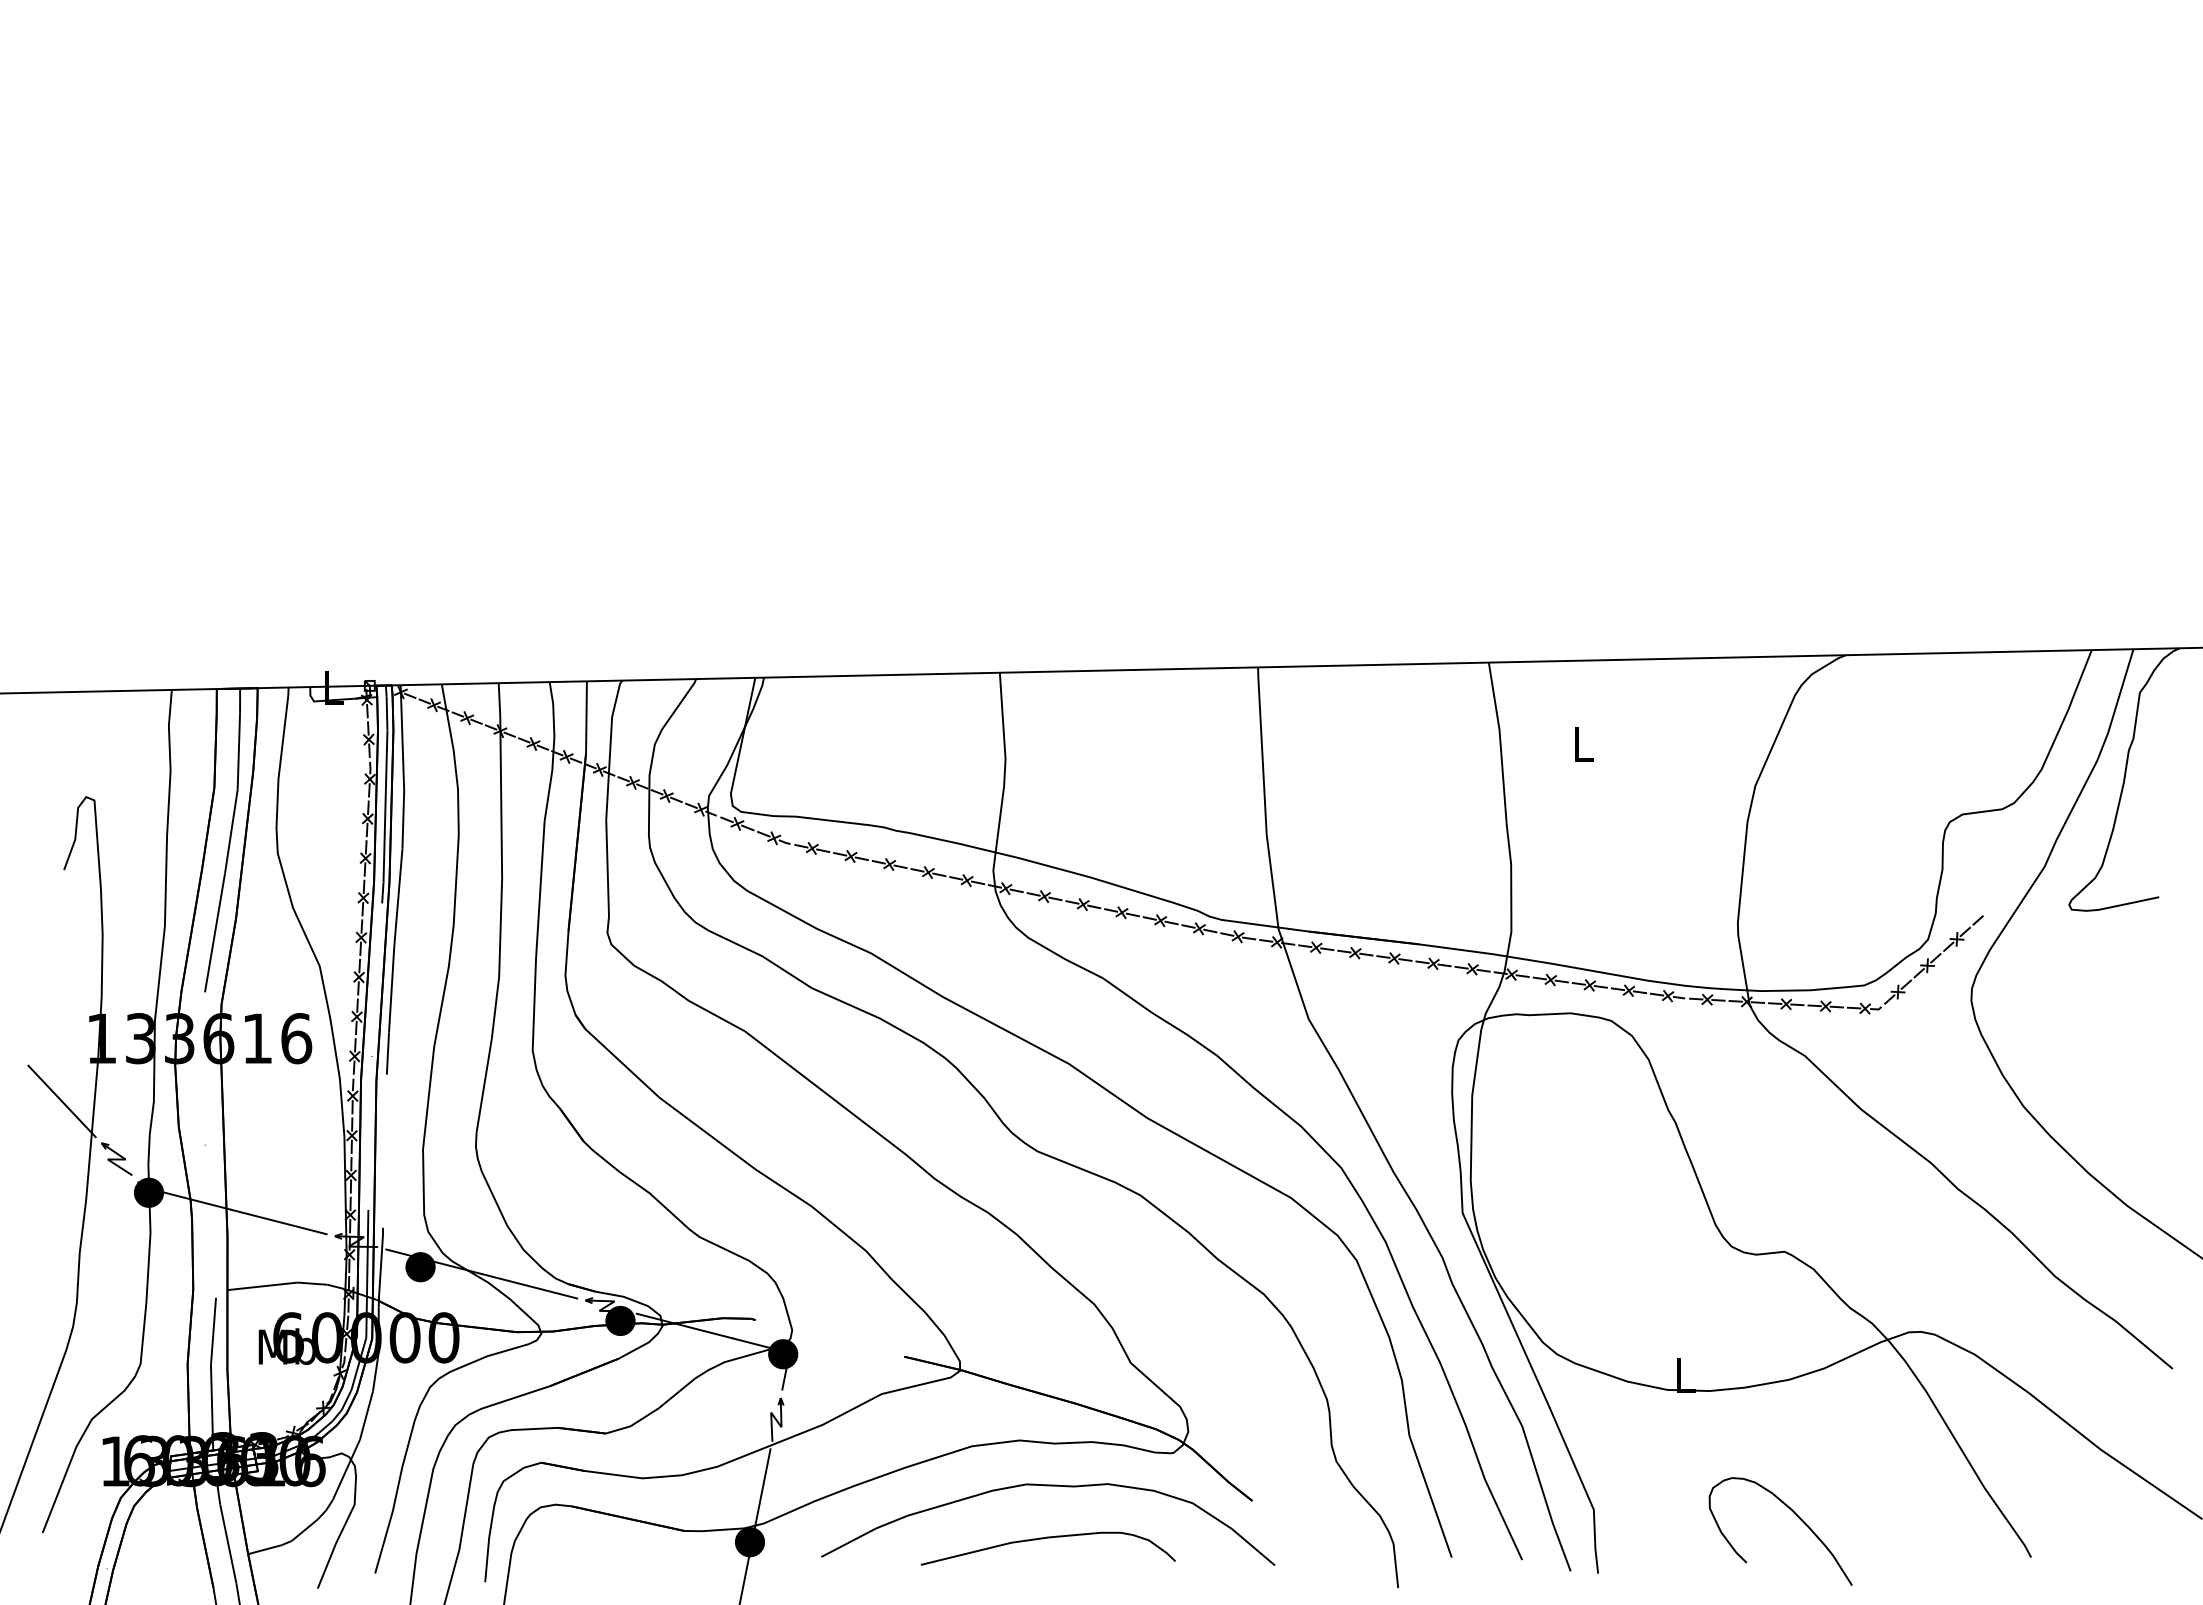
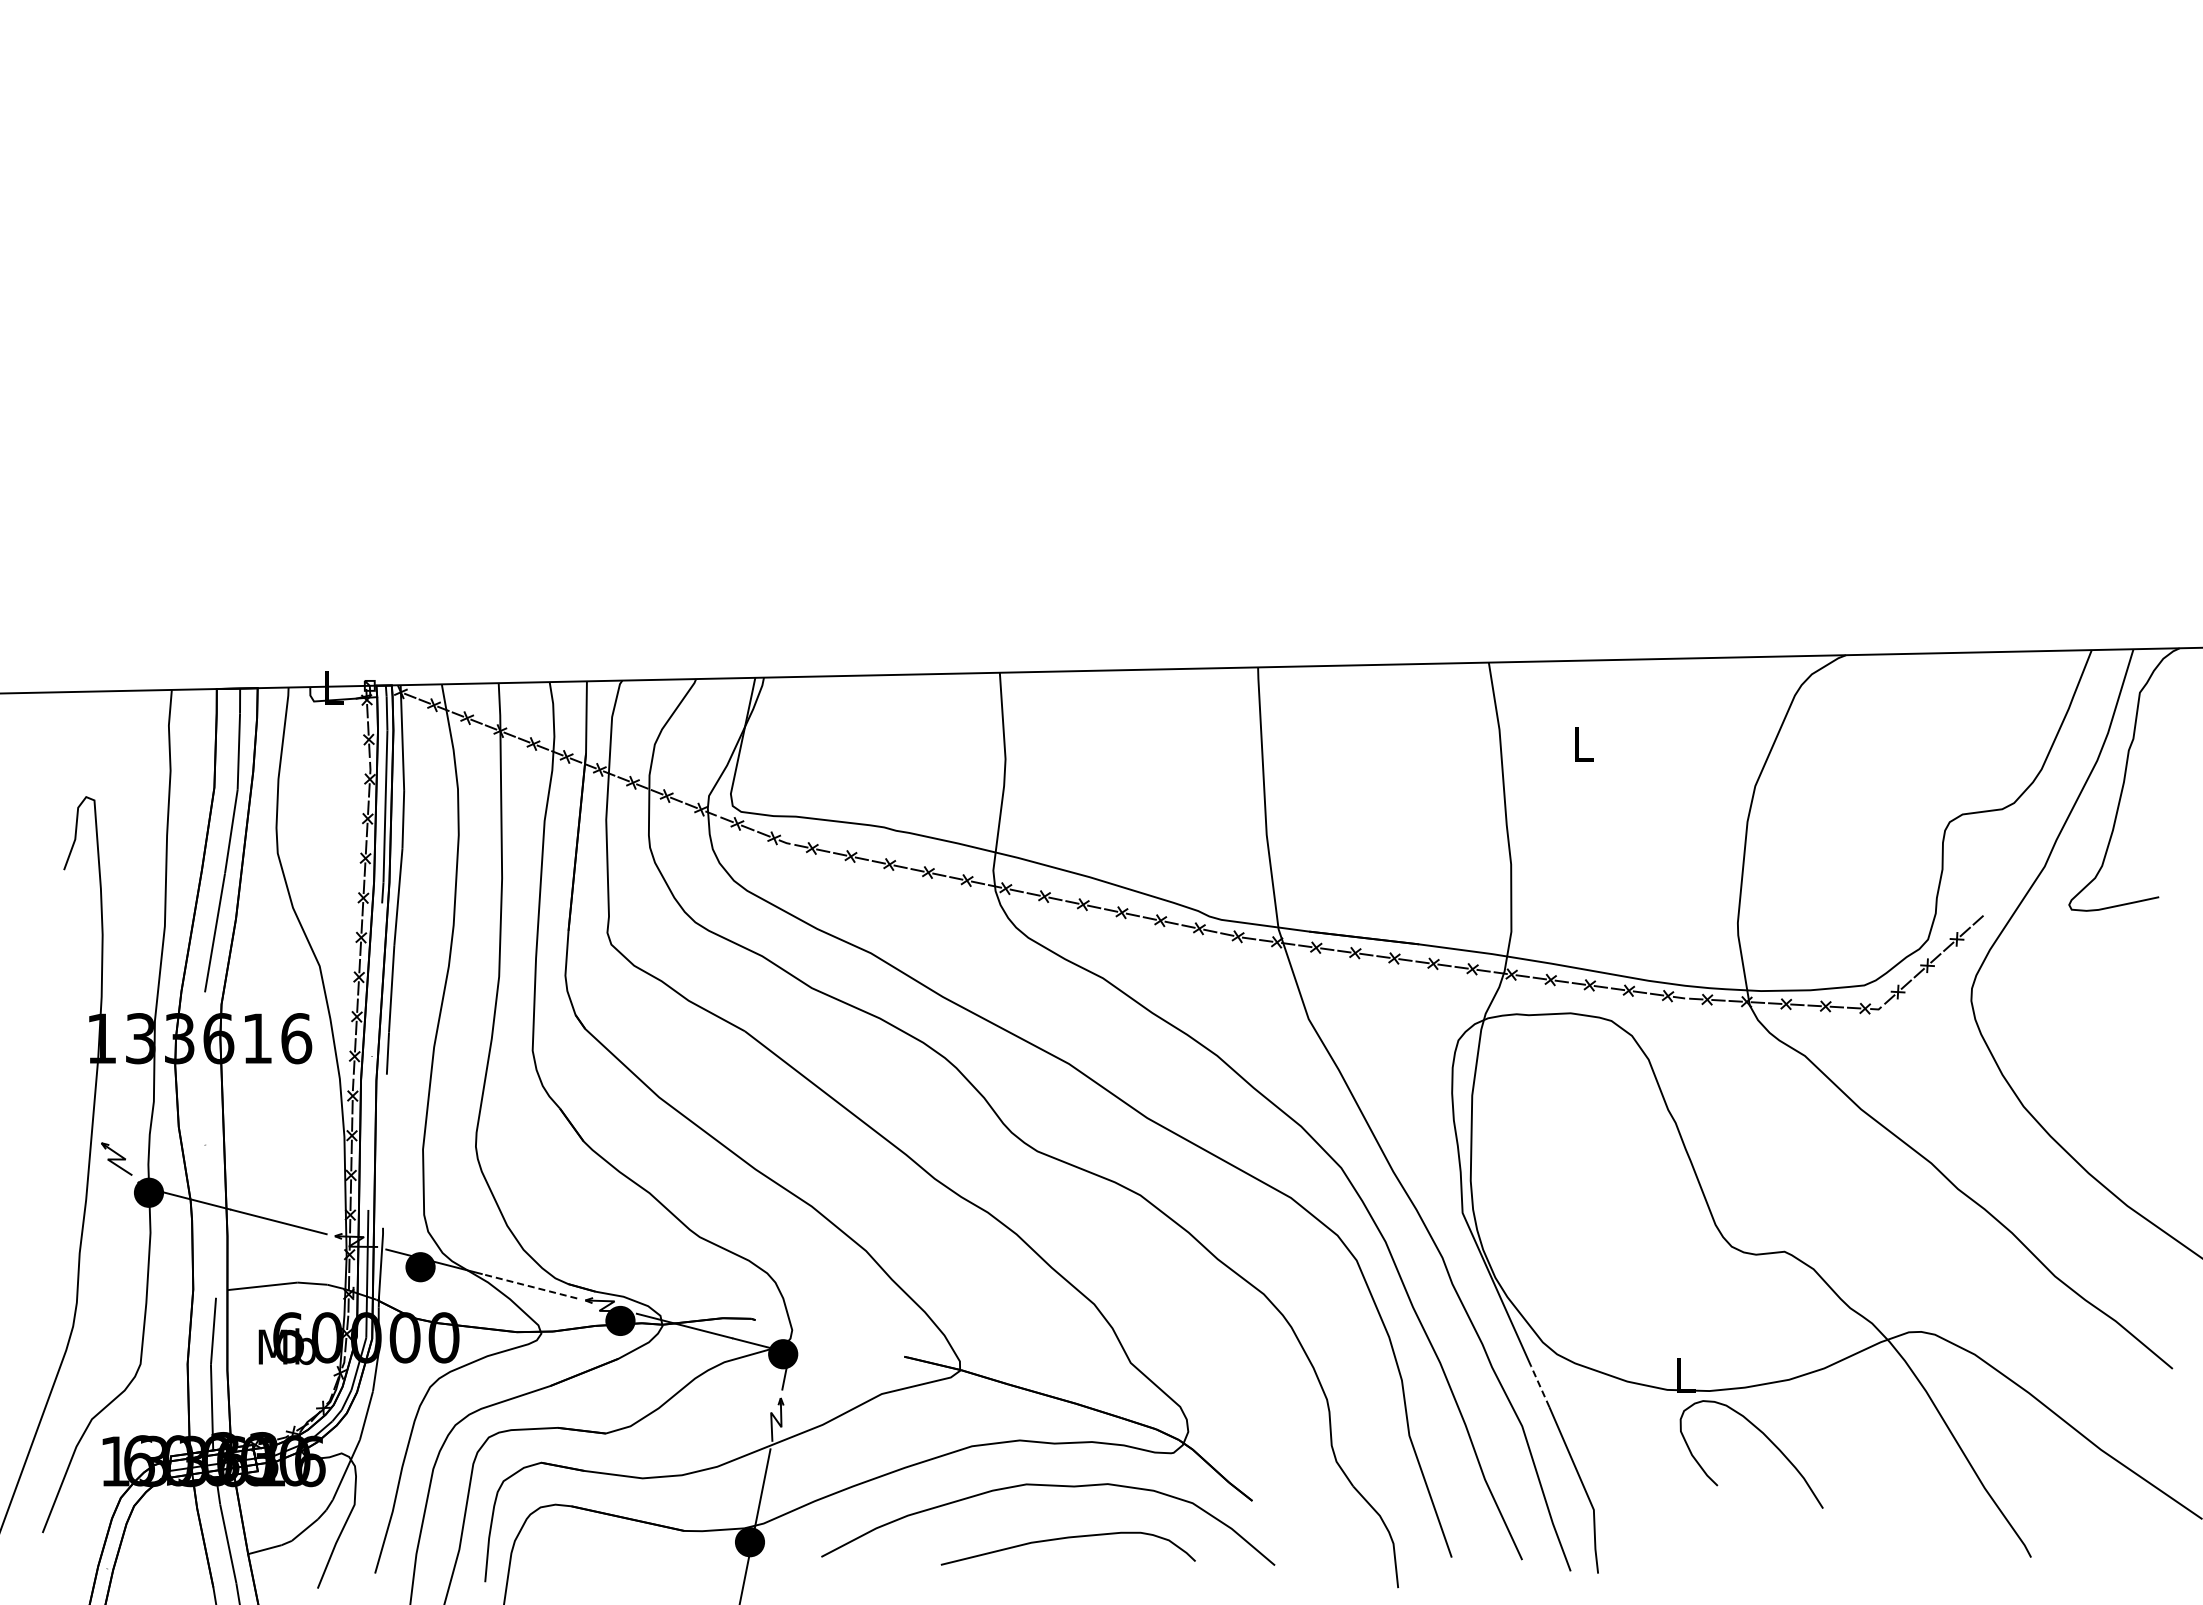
line: present -> none (61, 1101)
line: solid -> dashed (529, 1286)
line: solid -> dashed (1540, 1386)
curve position: (1796, 1516) -> (1767, 1439) (1767, 1439)
curve position: (1043, 1539) -> (1063, 1539) (1063, 1539)
